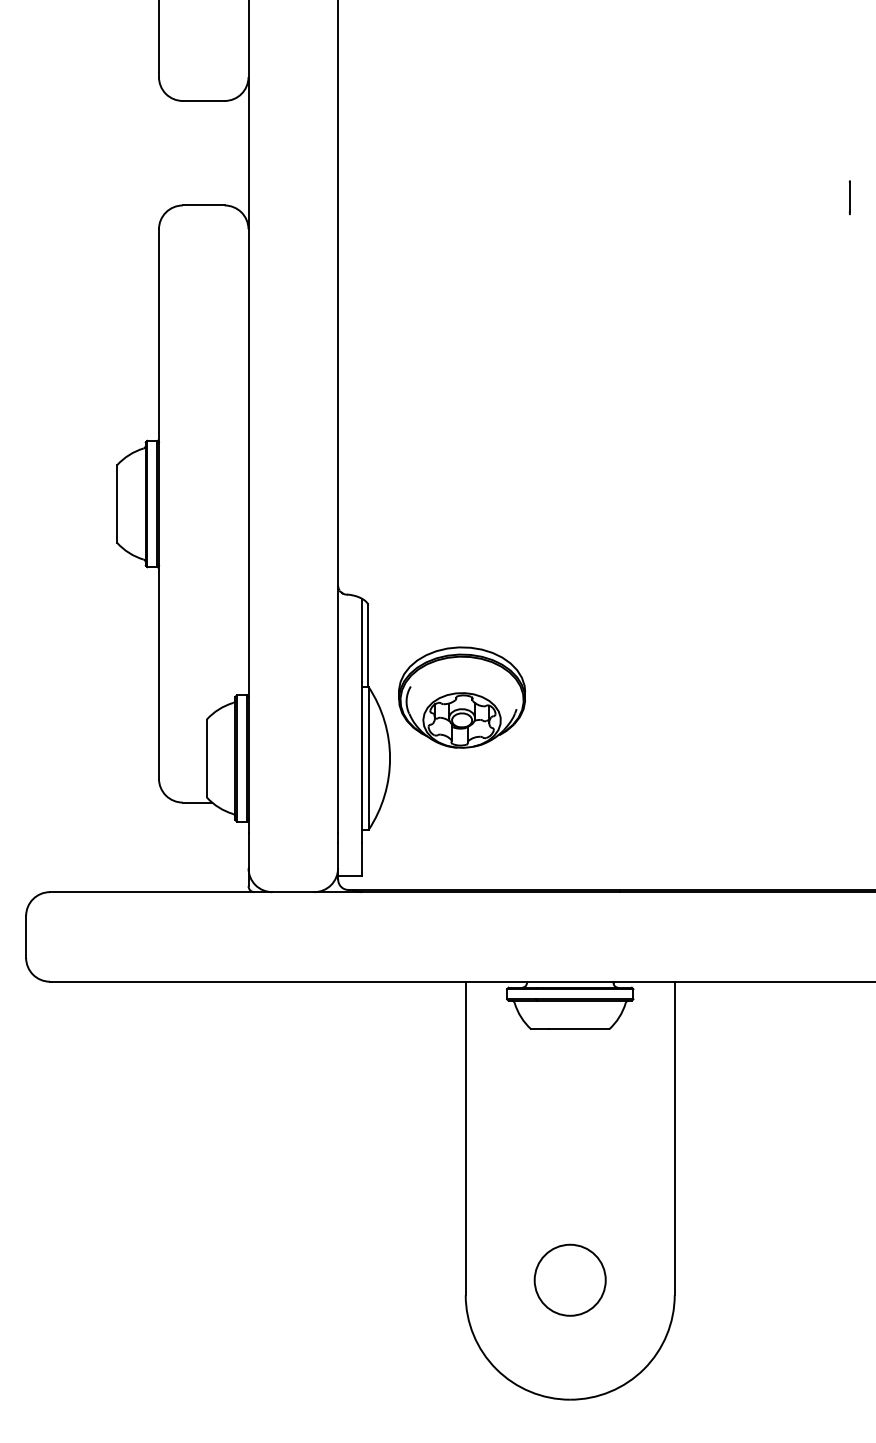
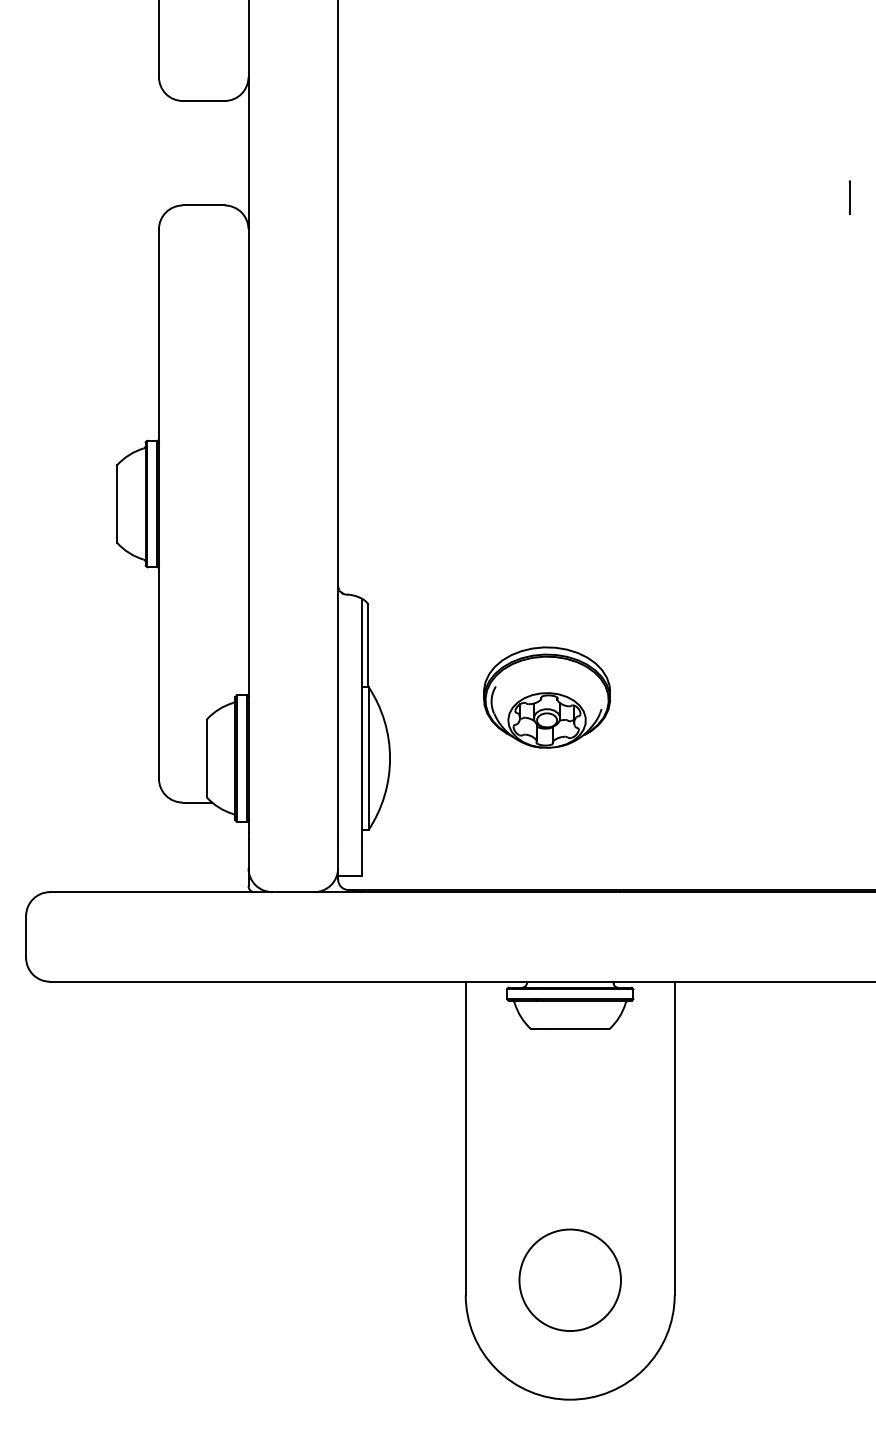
part position: (462, 697) -> (547, 697) (547, 697)
circle diameter: 71 px -> 102 px (569, 1280)
